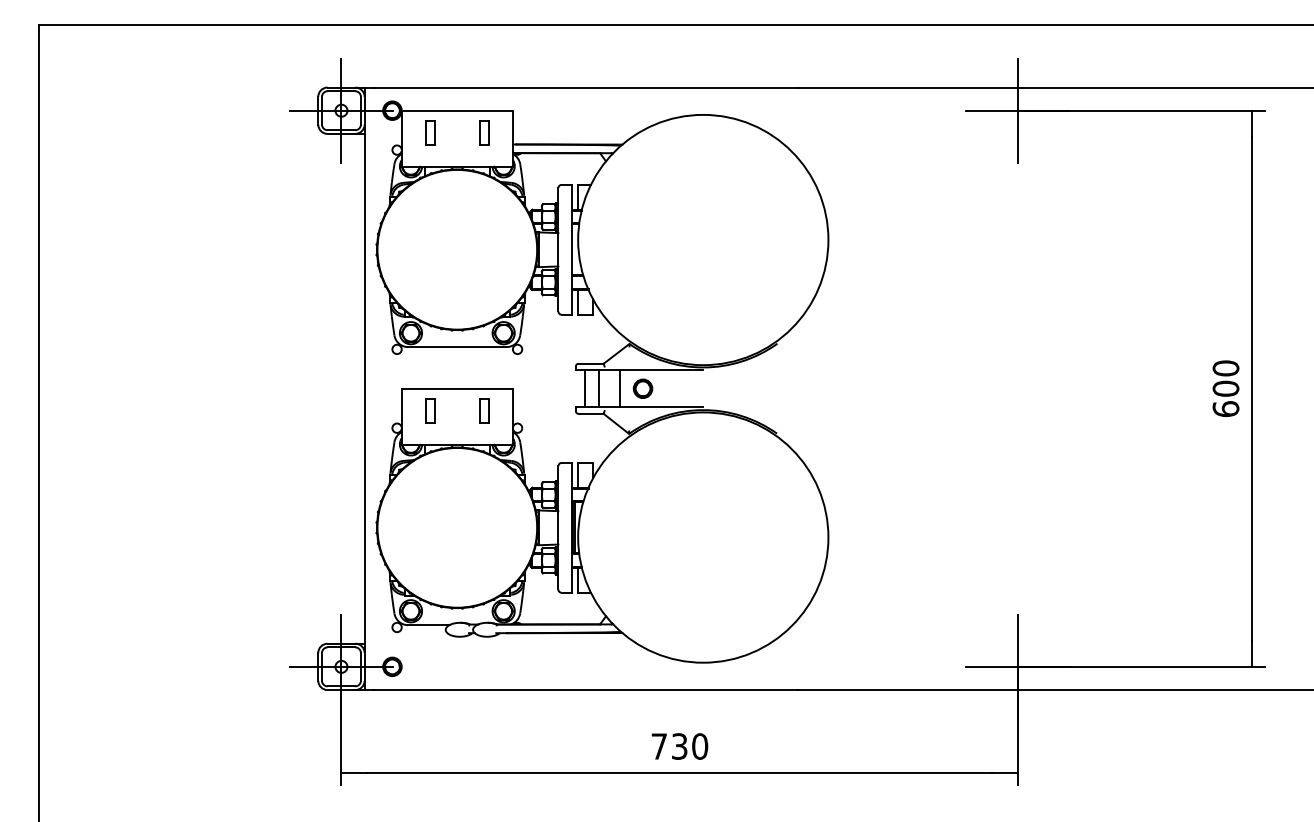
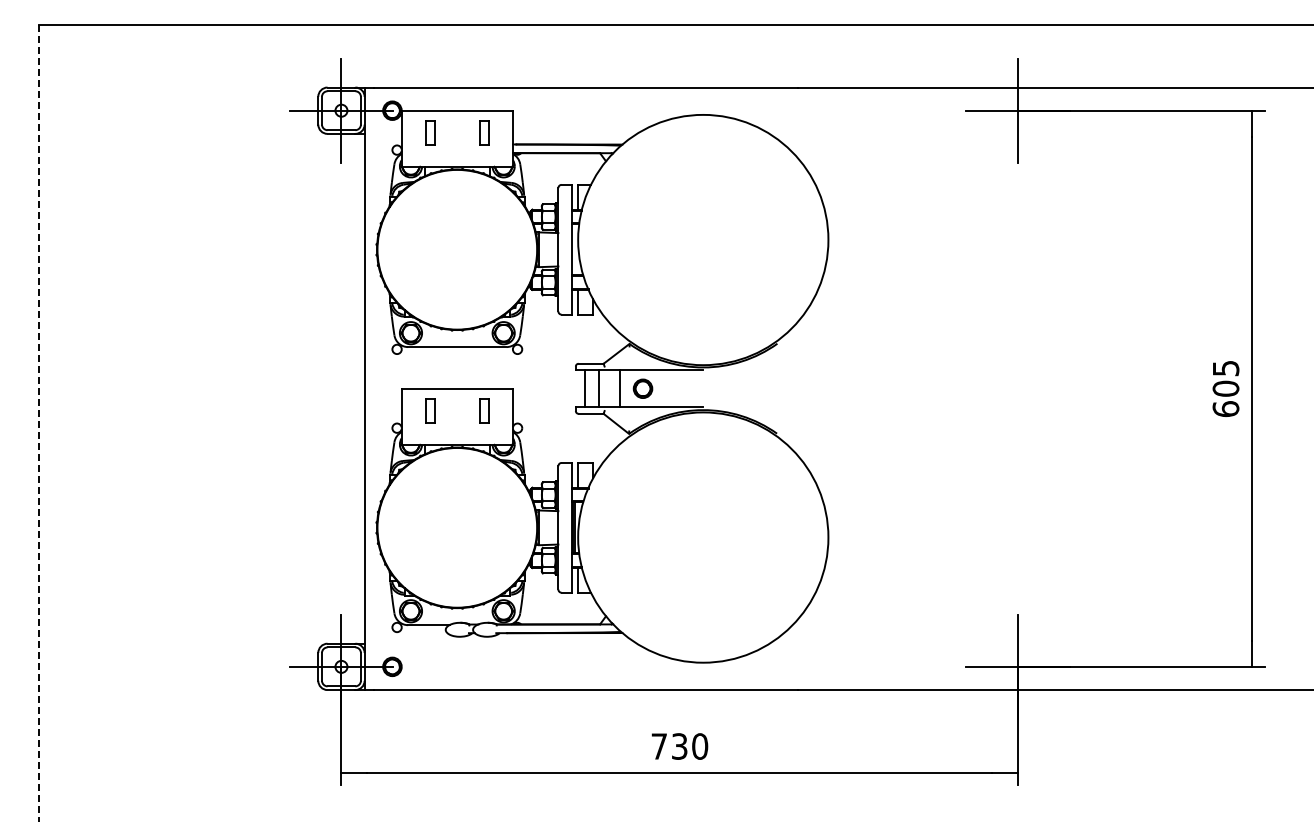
text: 600 -> 605 (1225, 368)
line: solid -> dashed (39, 423)
